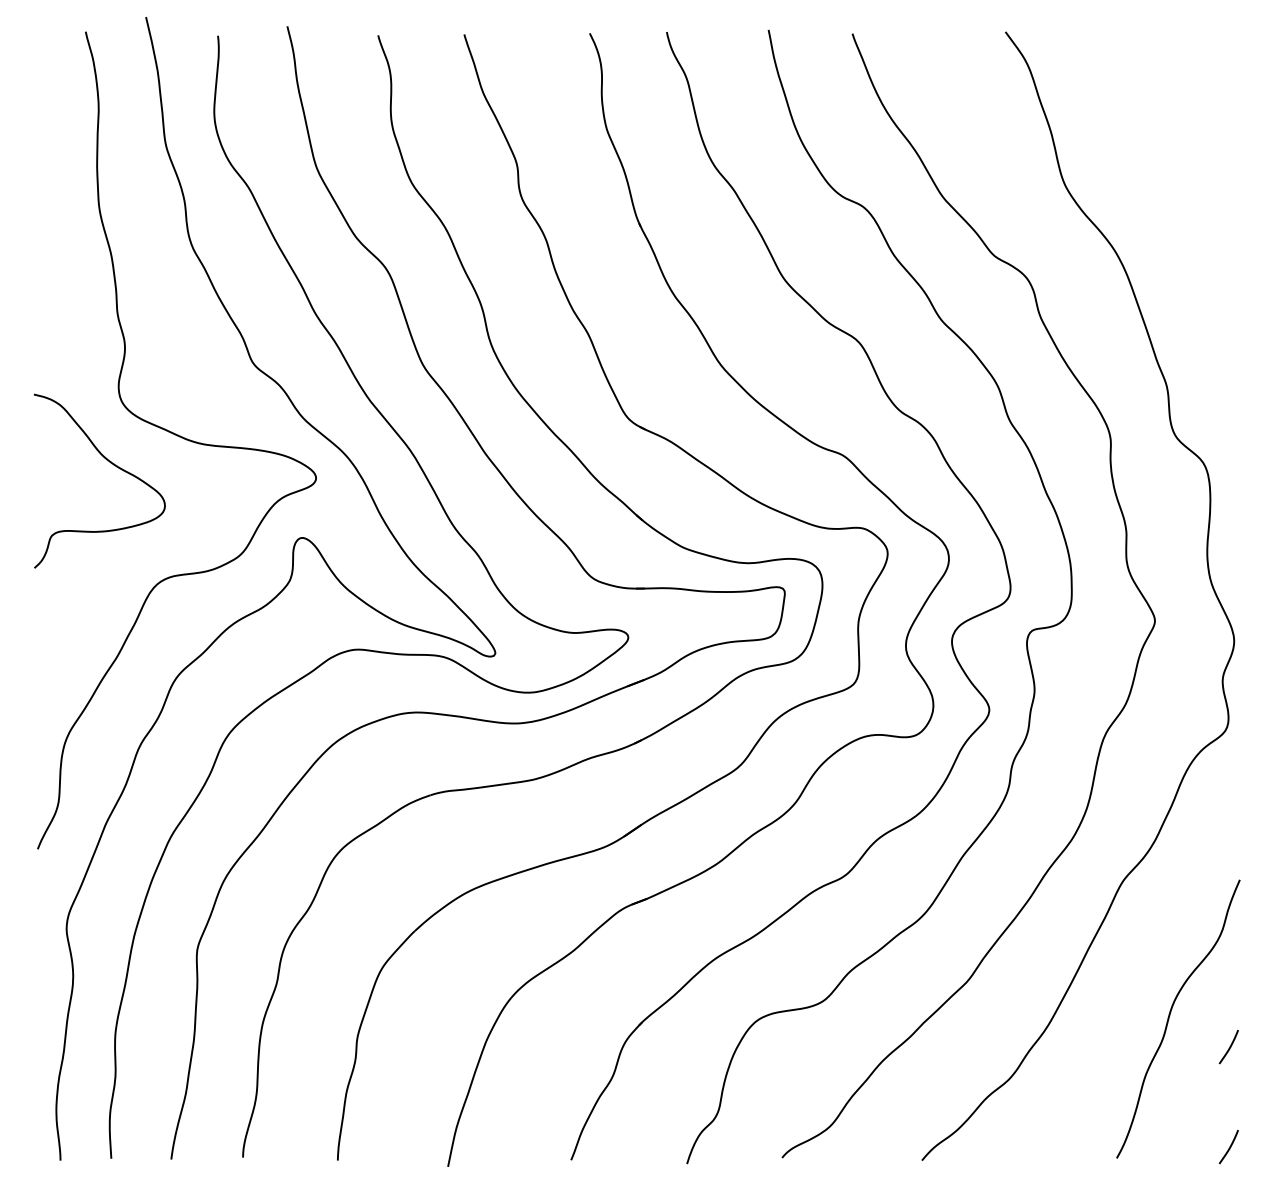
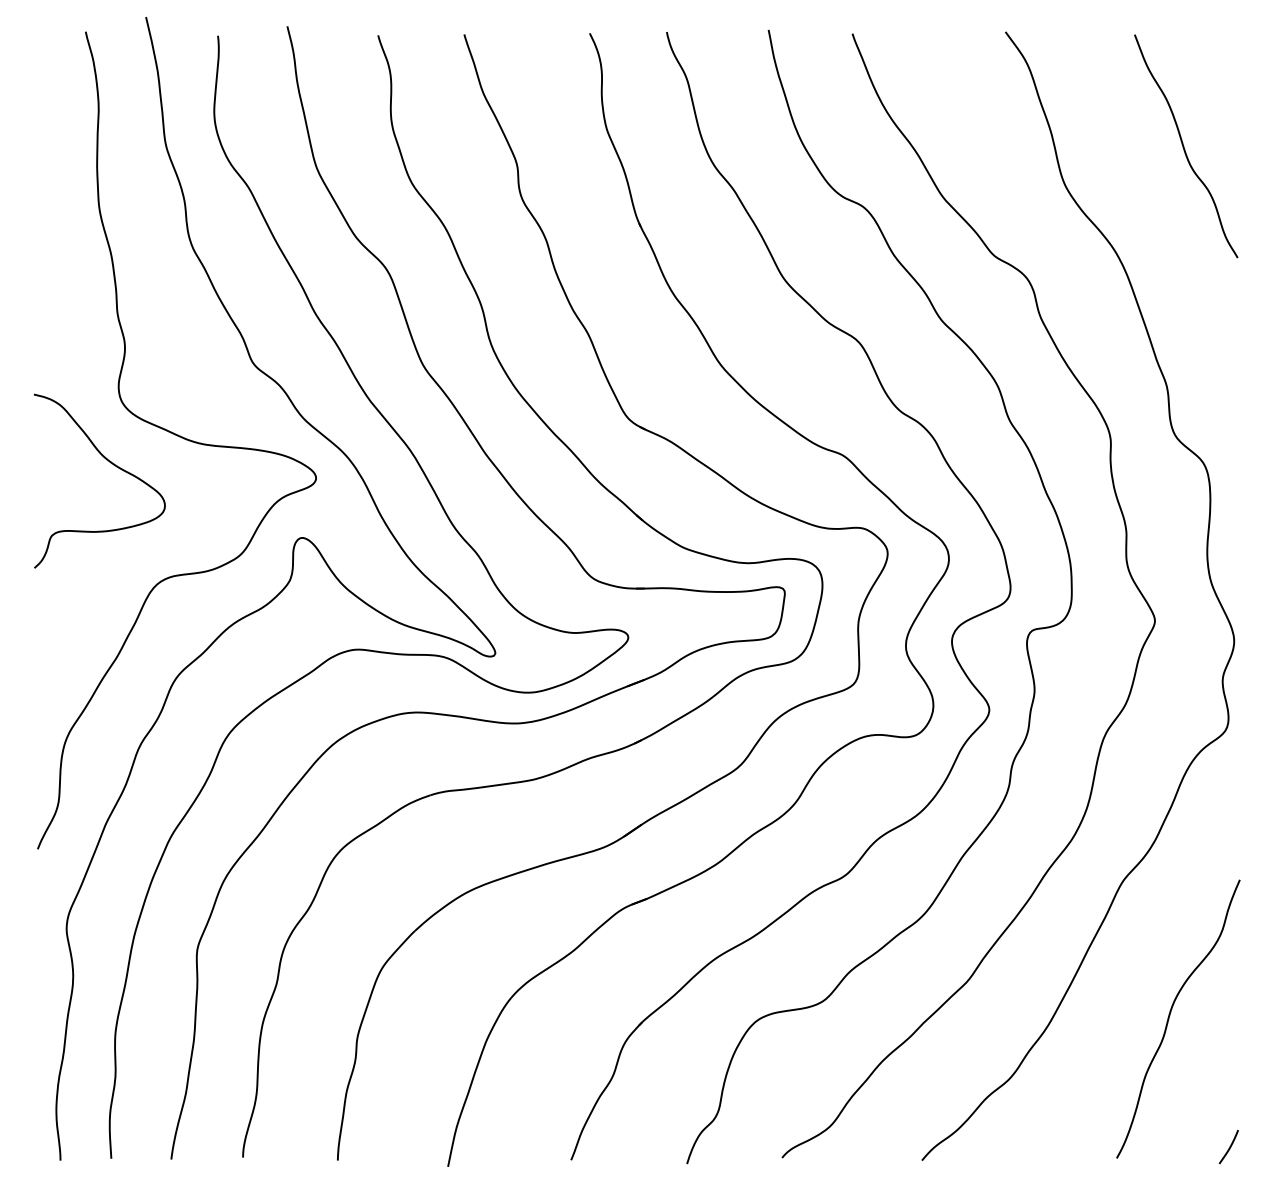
curve: none -> present (1184, 146)
curve: present -> none (1229, 1047)
